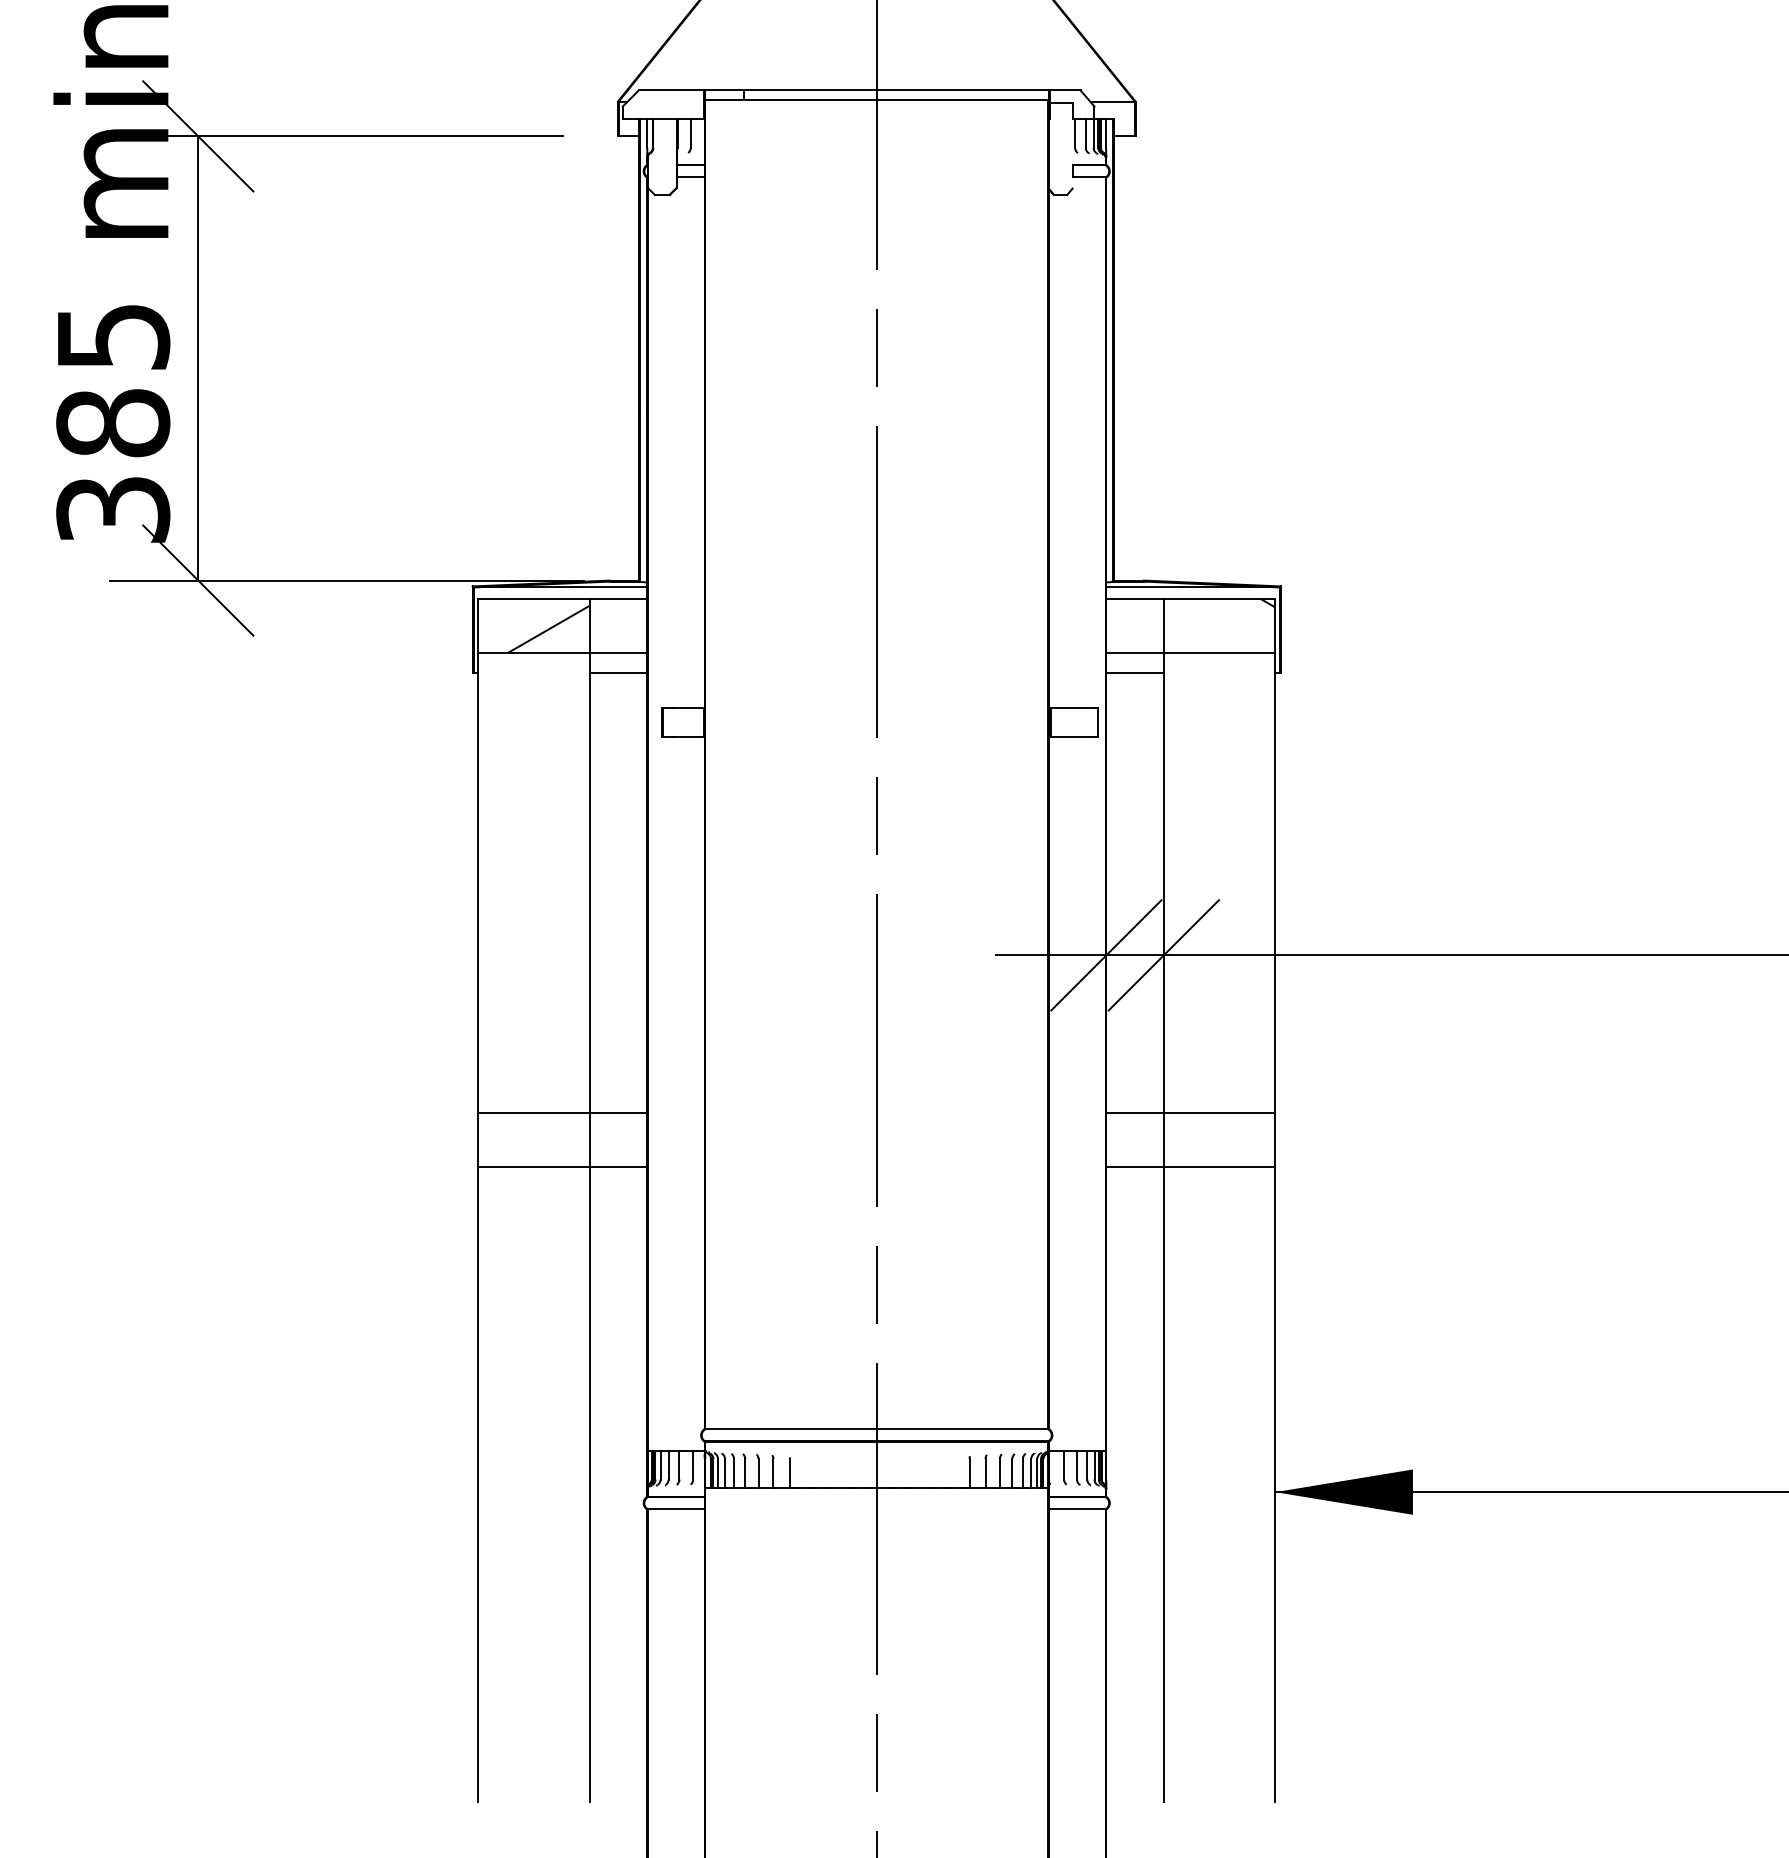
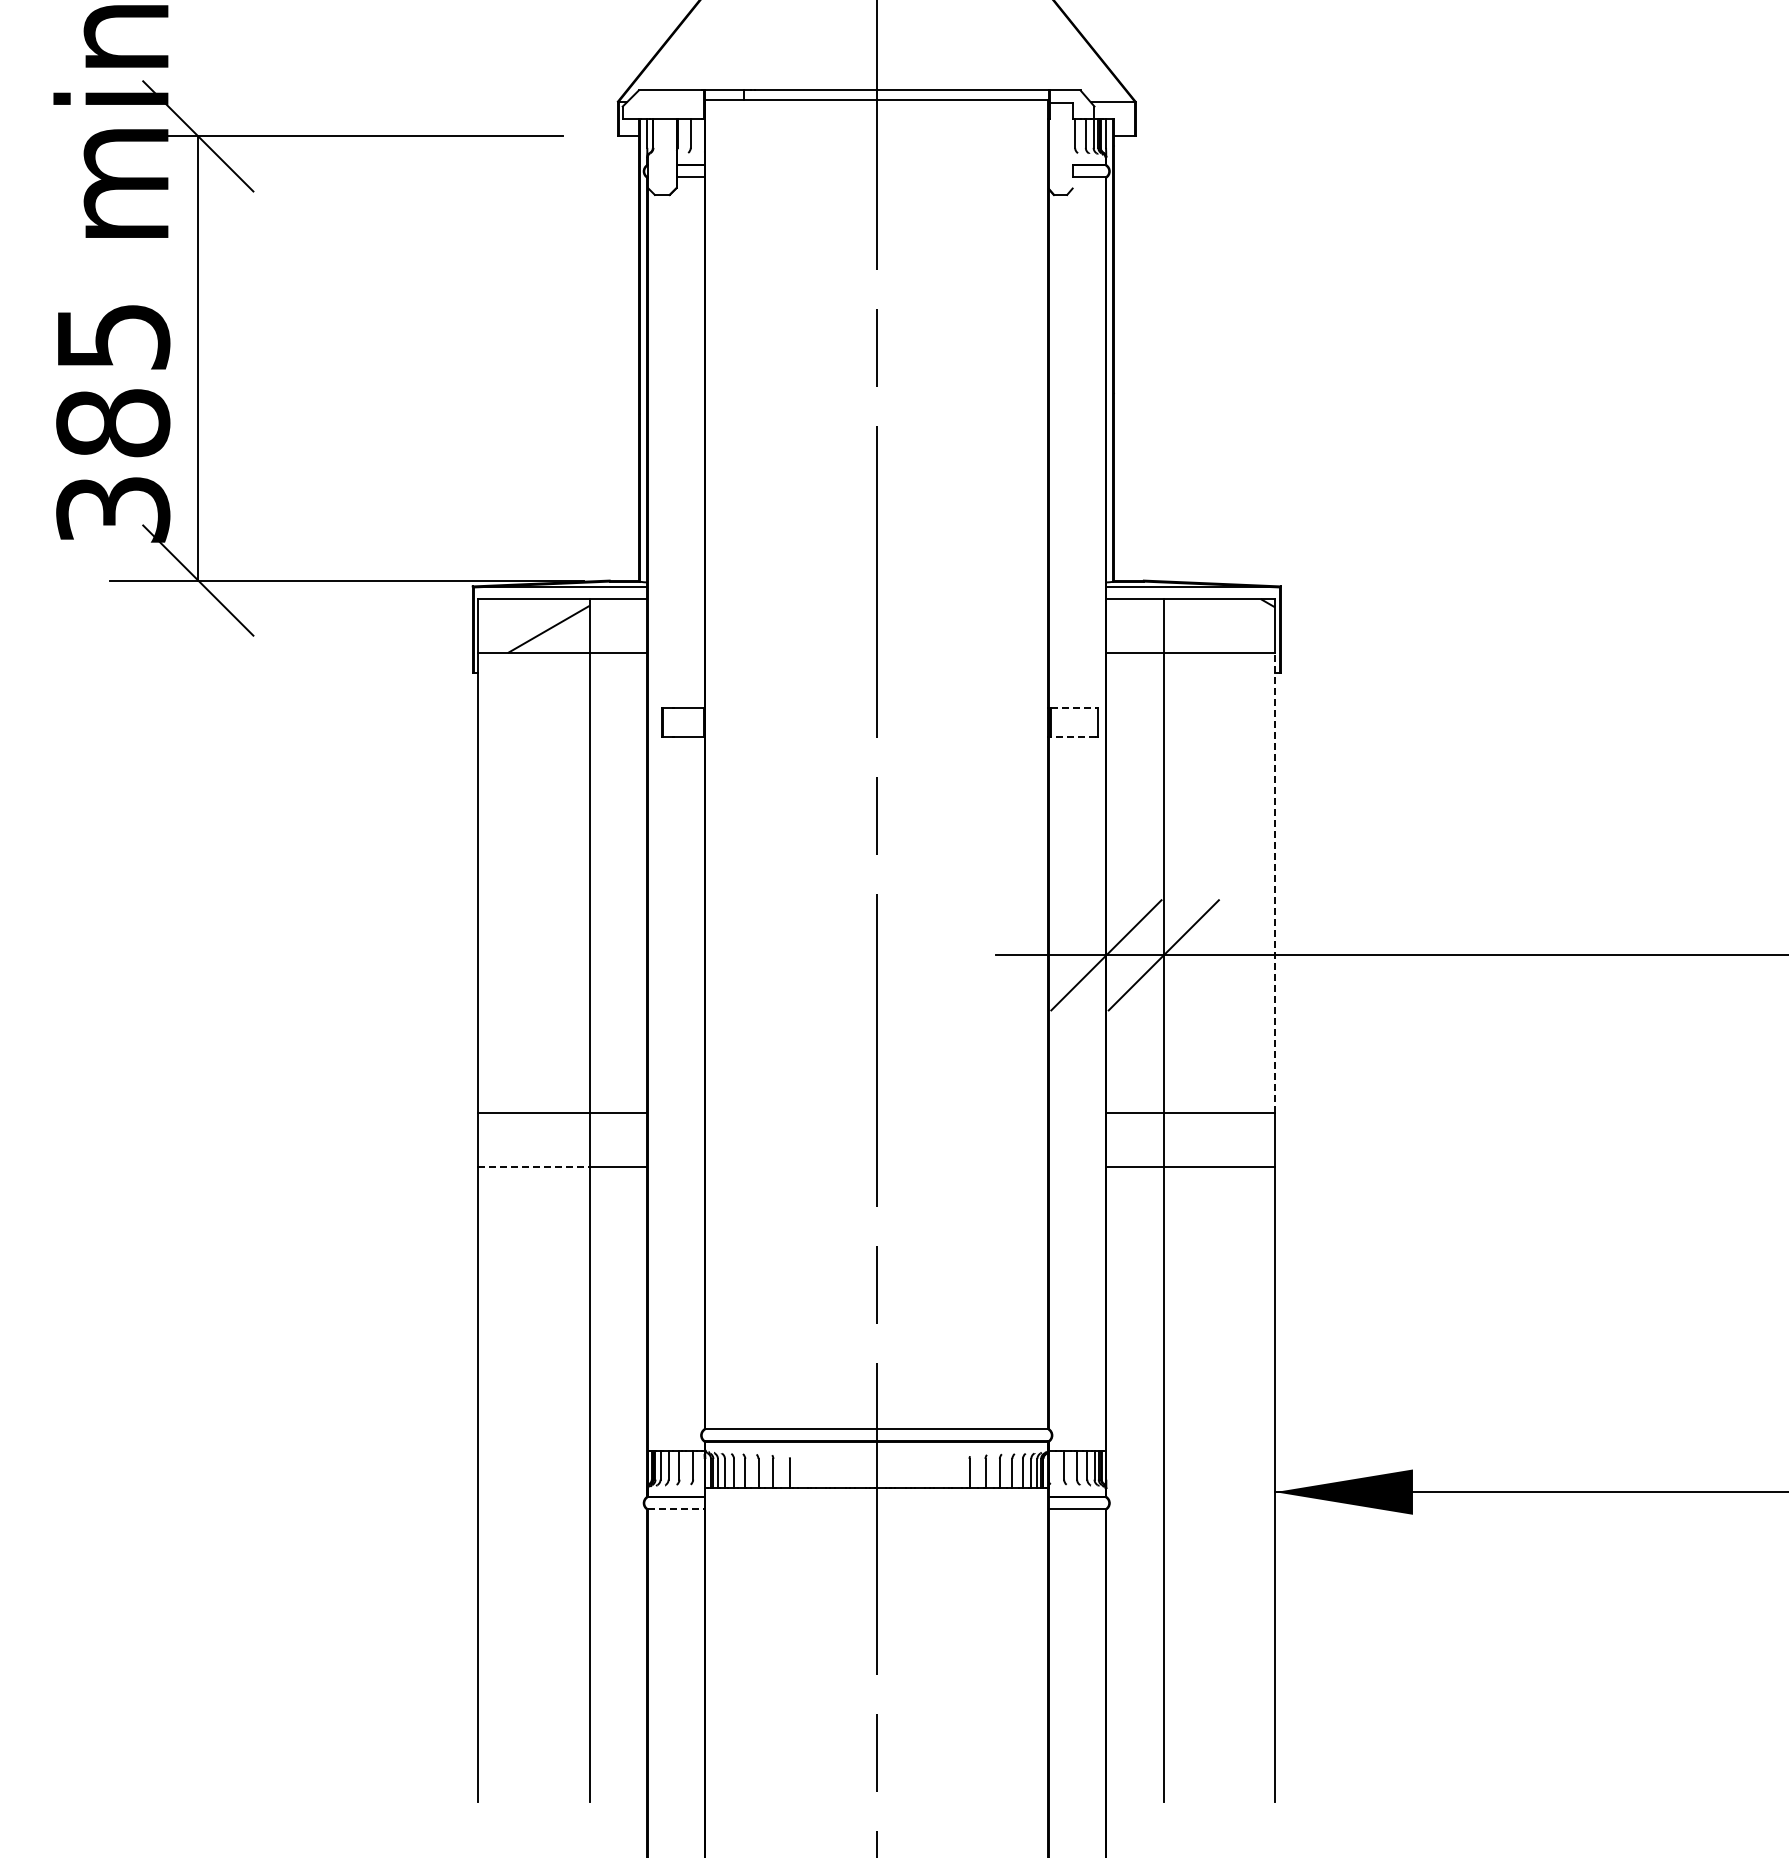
line: present -> none (618, 672)
line: present -> none (1134, 672)
line: solid -> dashed (1074, 708)
line: solid -> dashed (1073, 736)
line: solid -> dashed (1275, 882)
line: solid -> dashed (534, 1167)
line: solid -> dashed (676, 1509)
